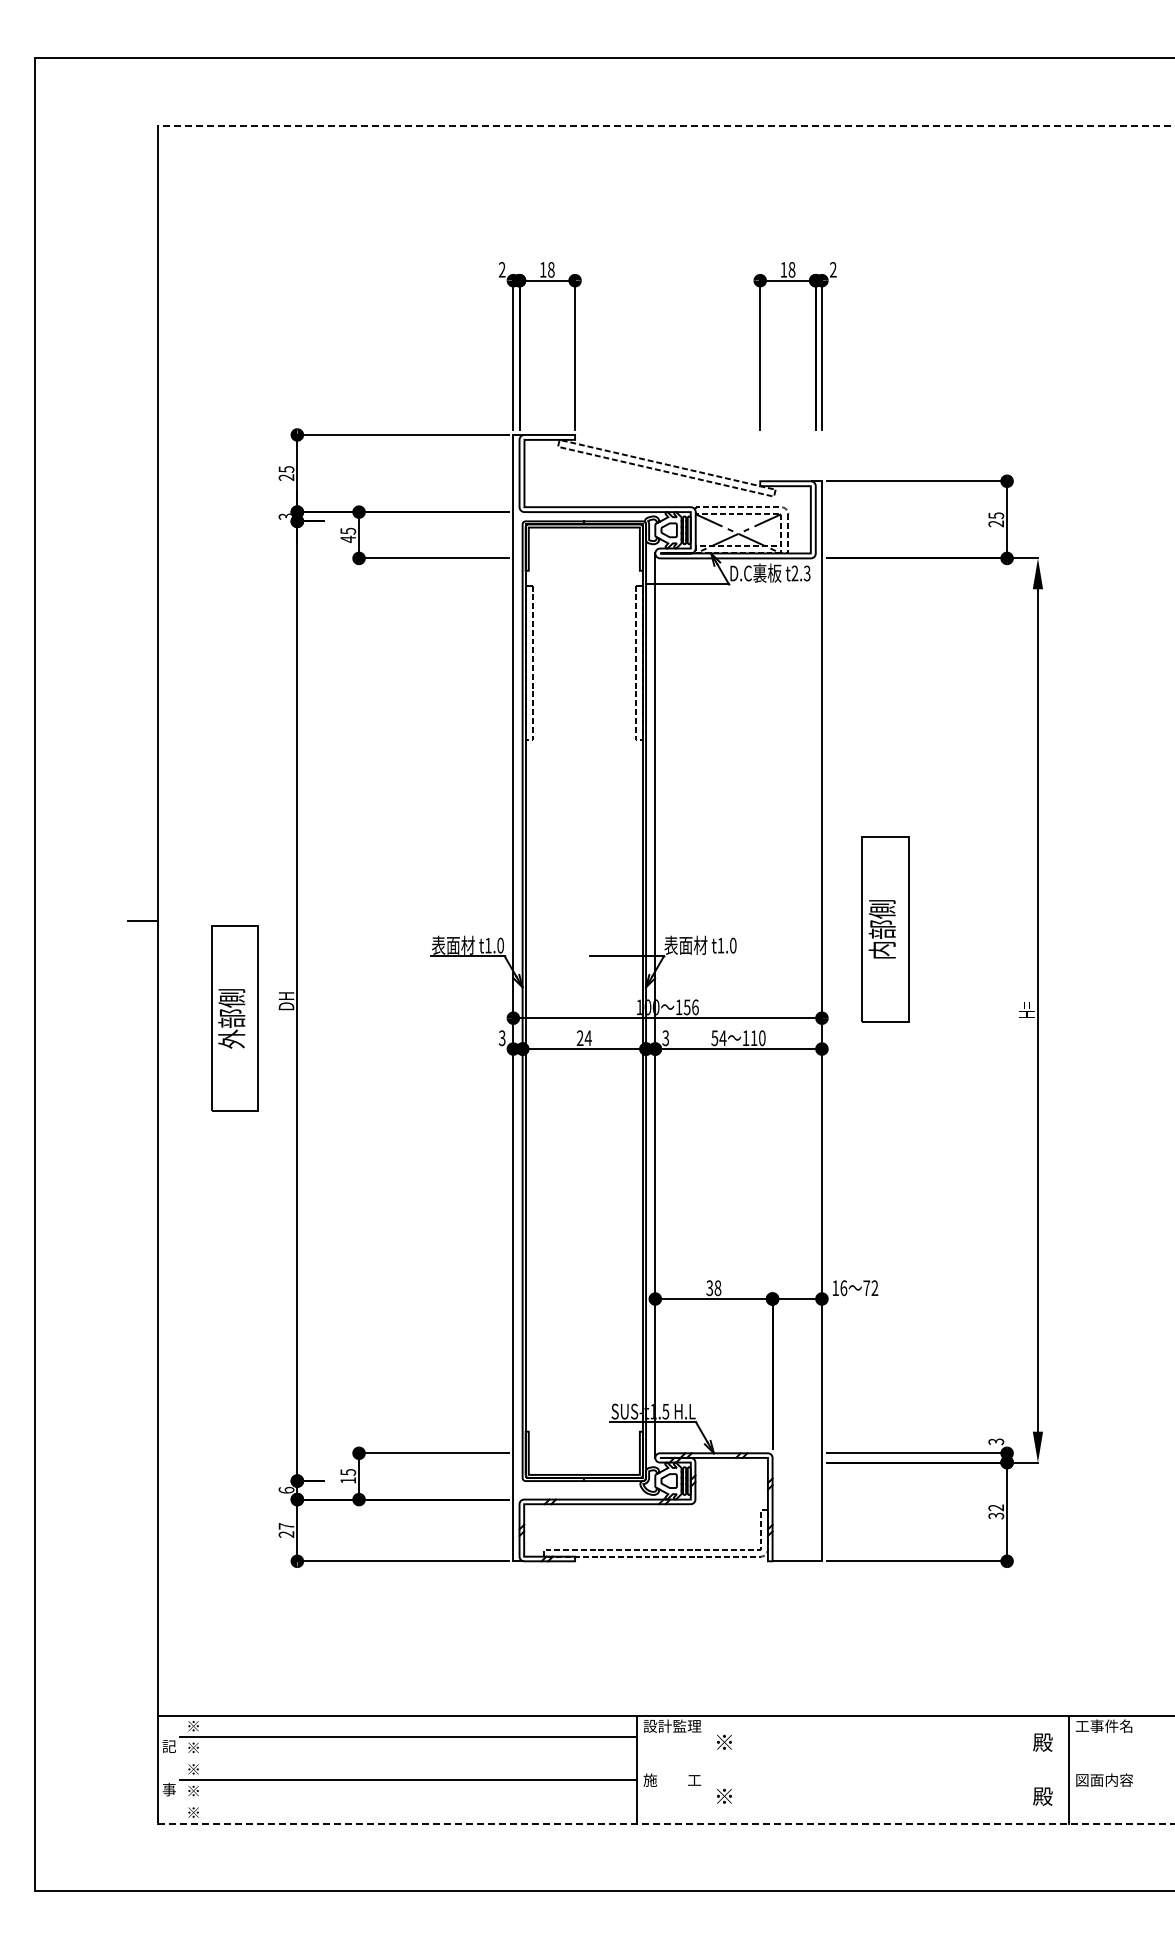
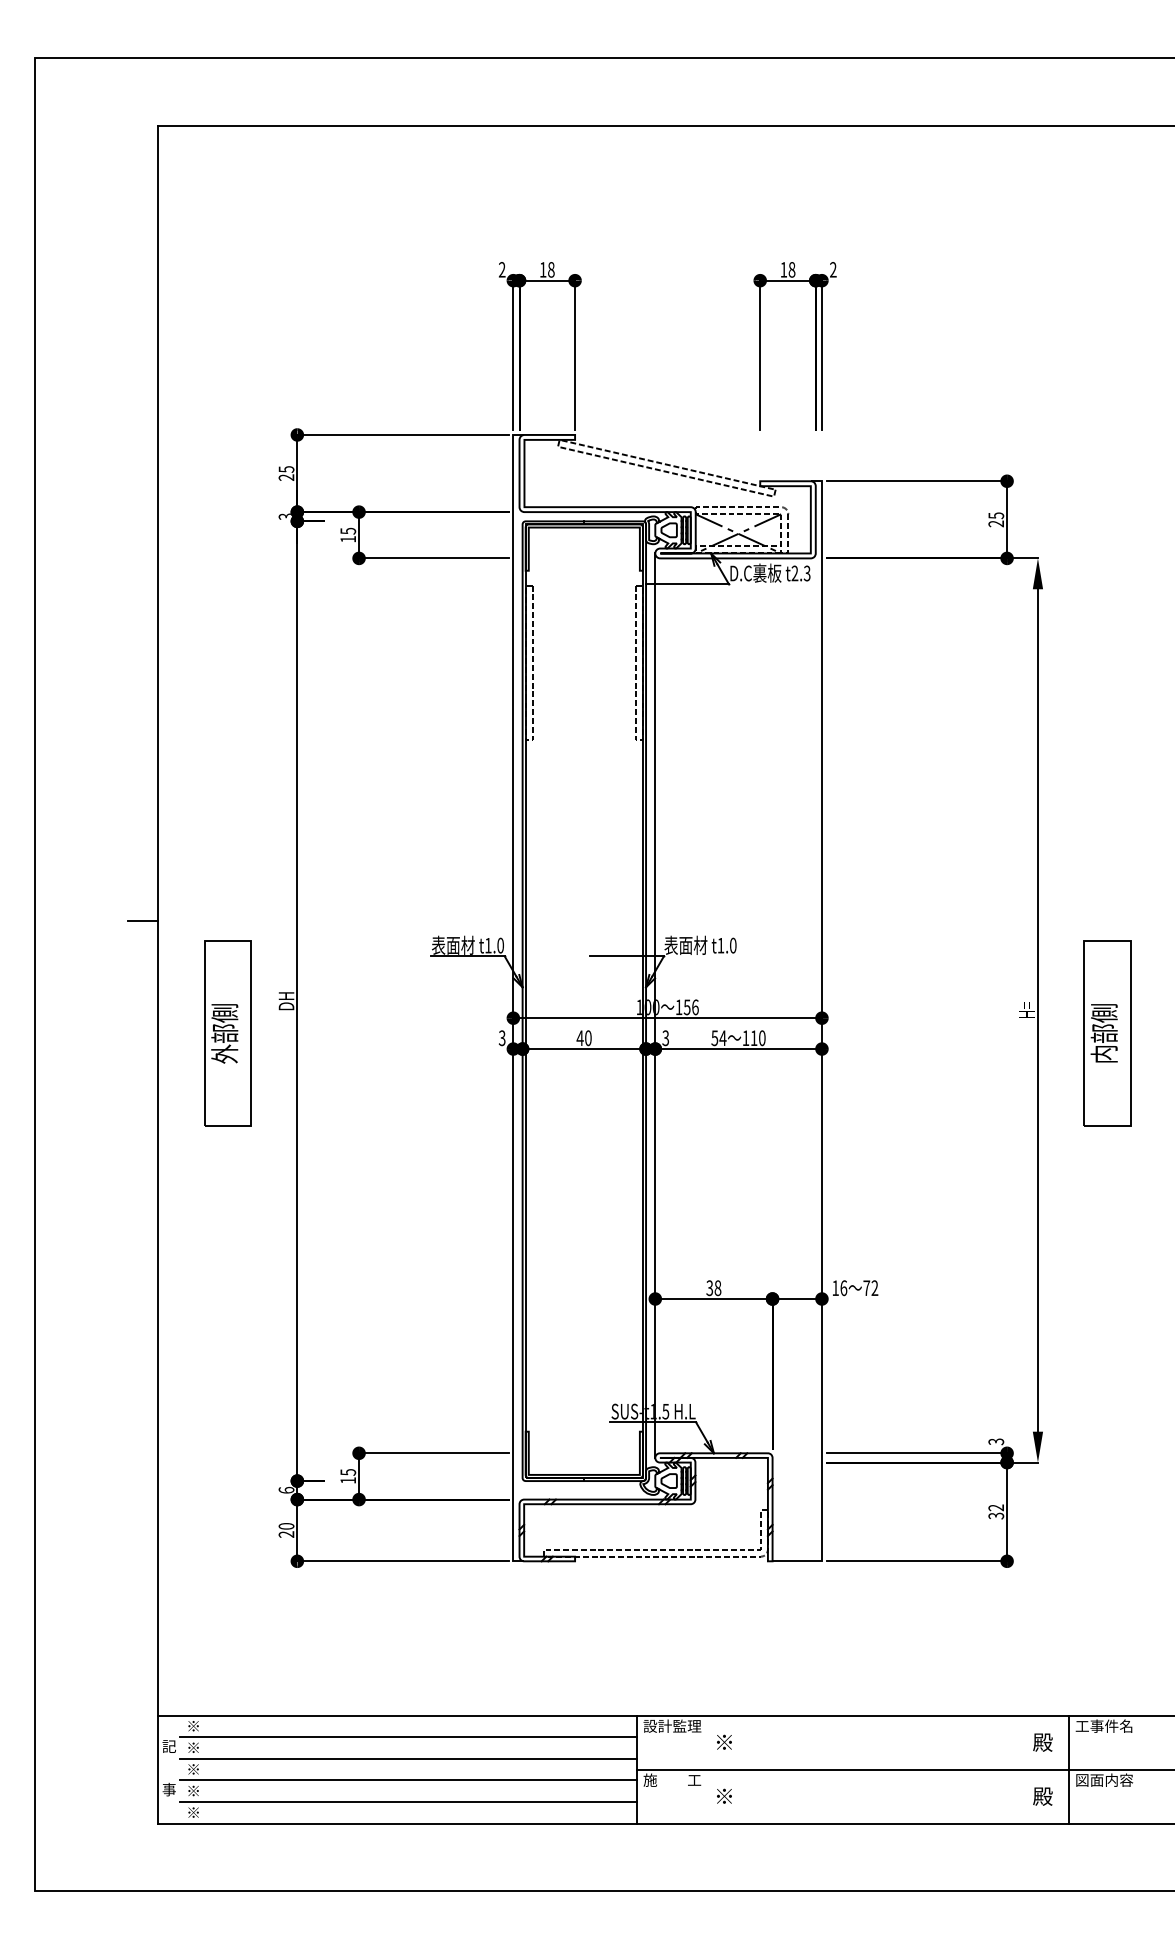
line: dashed -> solid (666, 126)
text: 45 -> 15 (347, 539)
part position: (885, 929) -> (1107, 1033) (1107, 1033)
part position: (234, 1018) -> (227, 1033) (227, 1033)
text: 24 -> 40 (583, 1038)
text: 27 -> 20 (286, 1526)
line: none -> present (408, 1758)
line: none -> present (903, 1769)
line: none -> present (408, 1802)
line: dashed -> solid (666, 1823)
